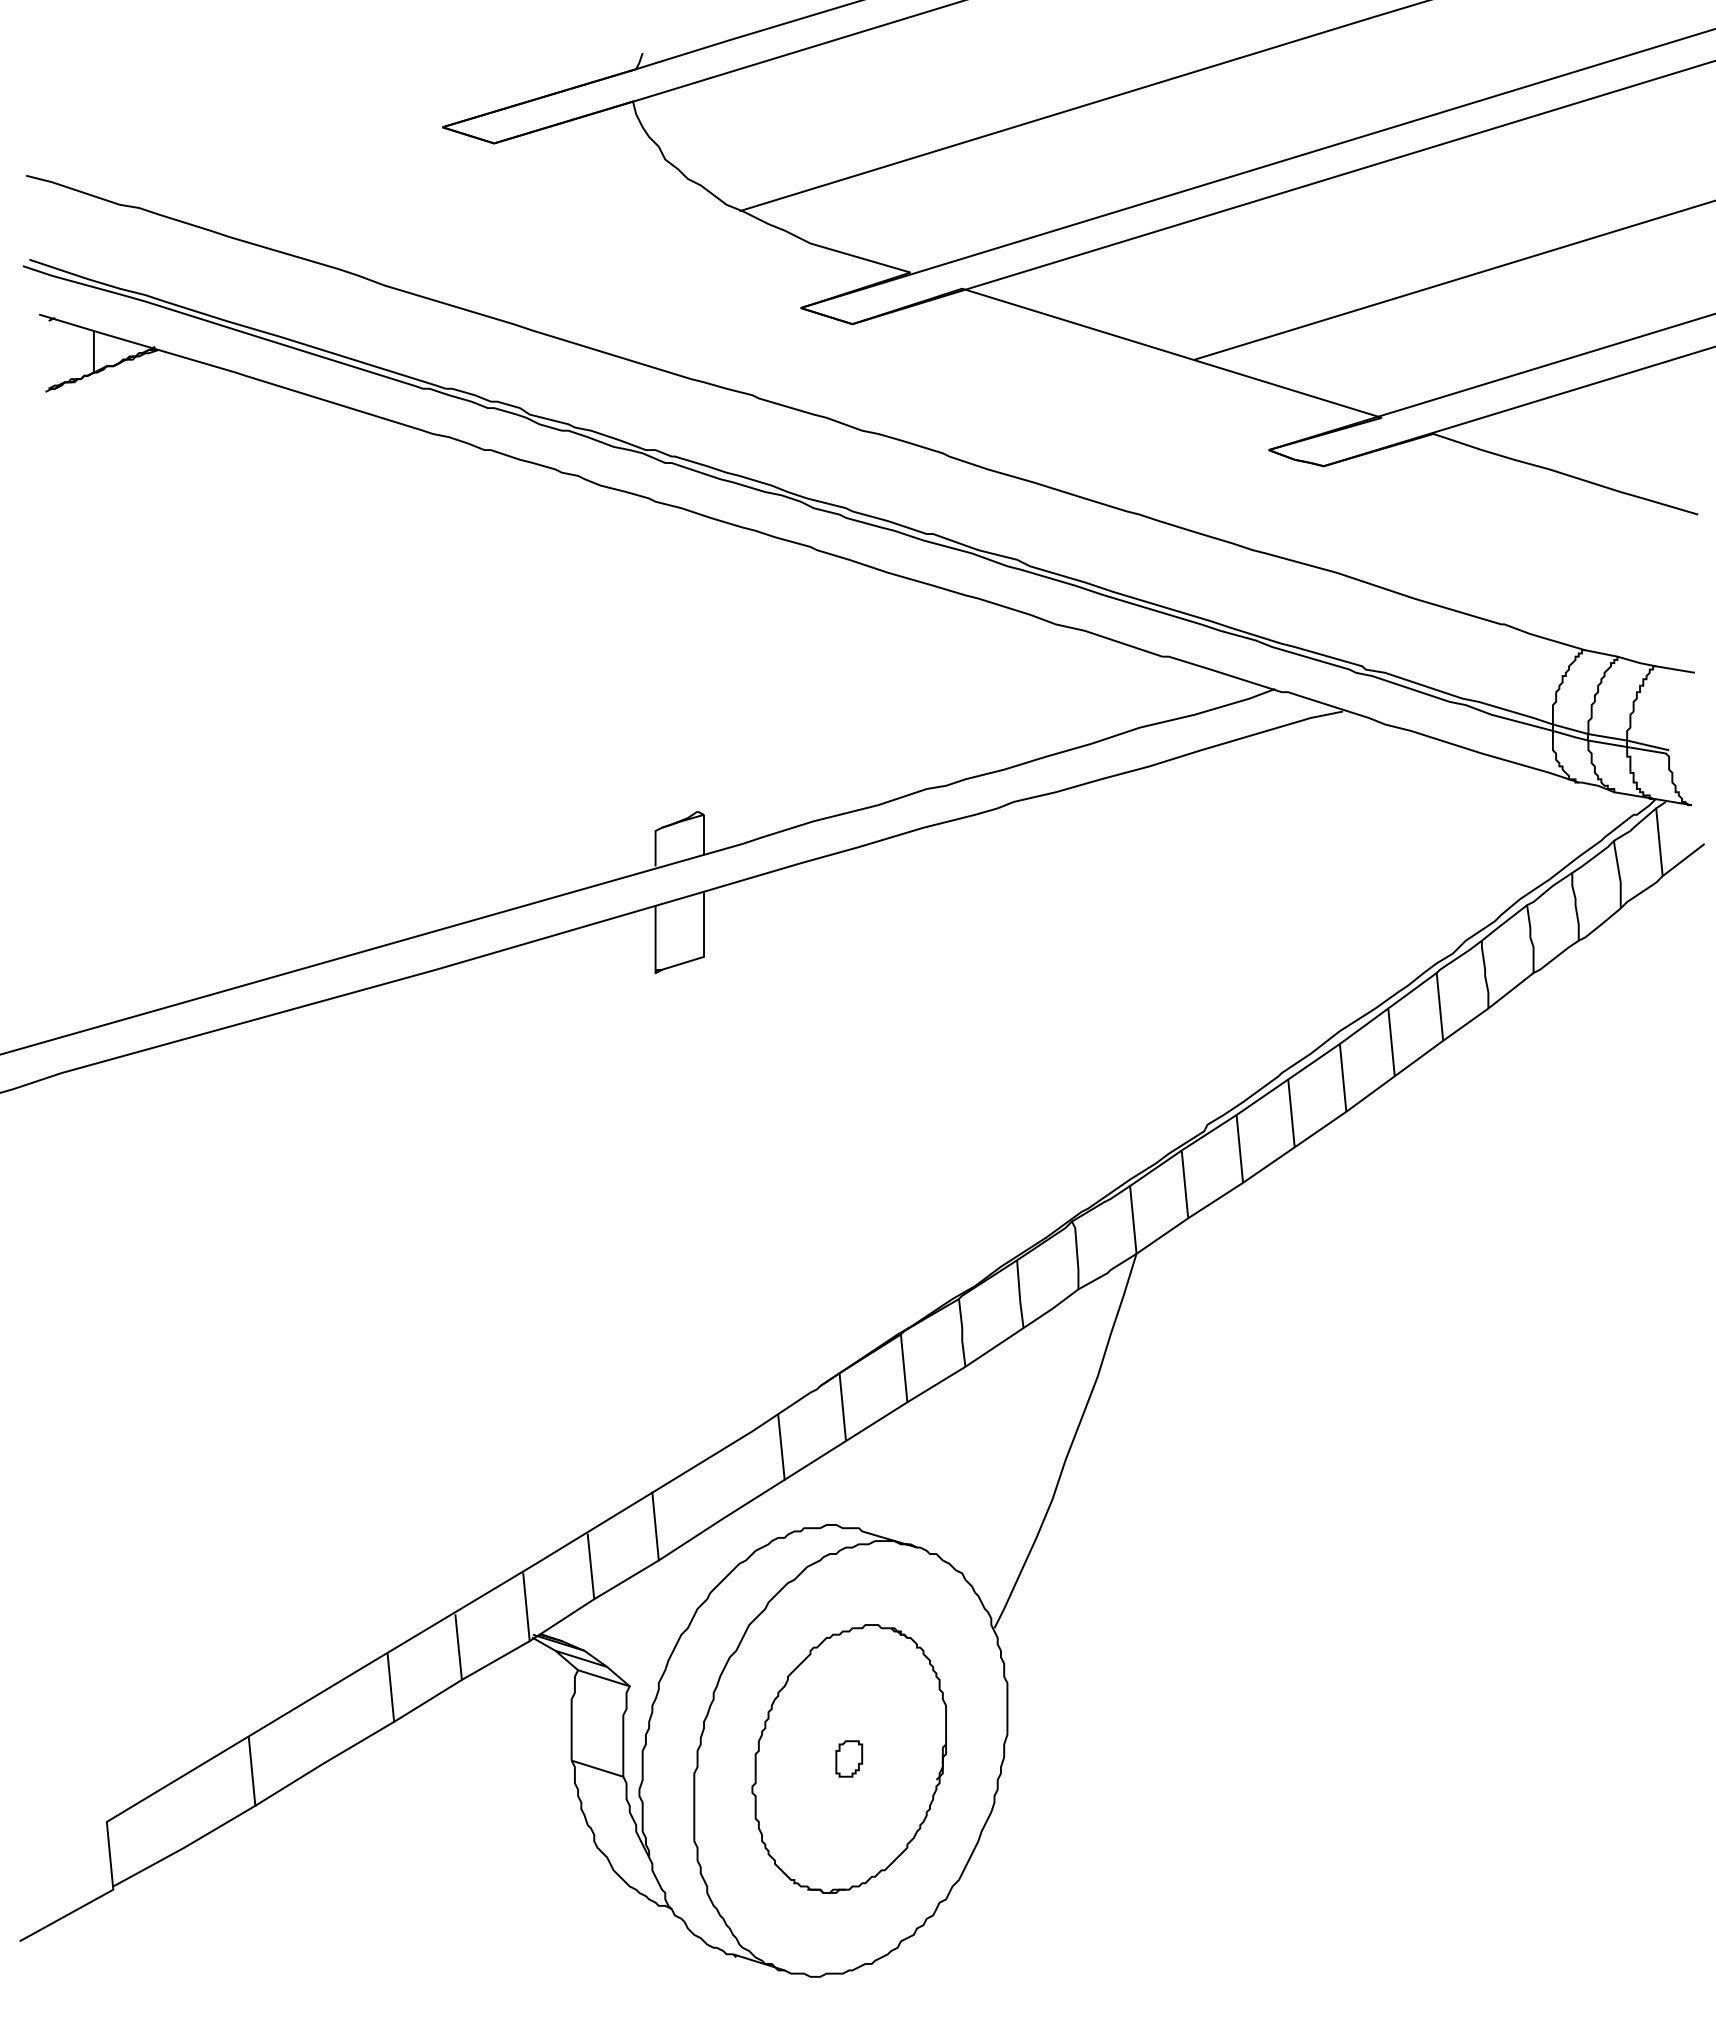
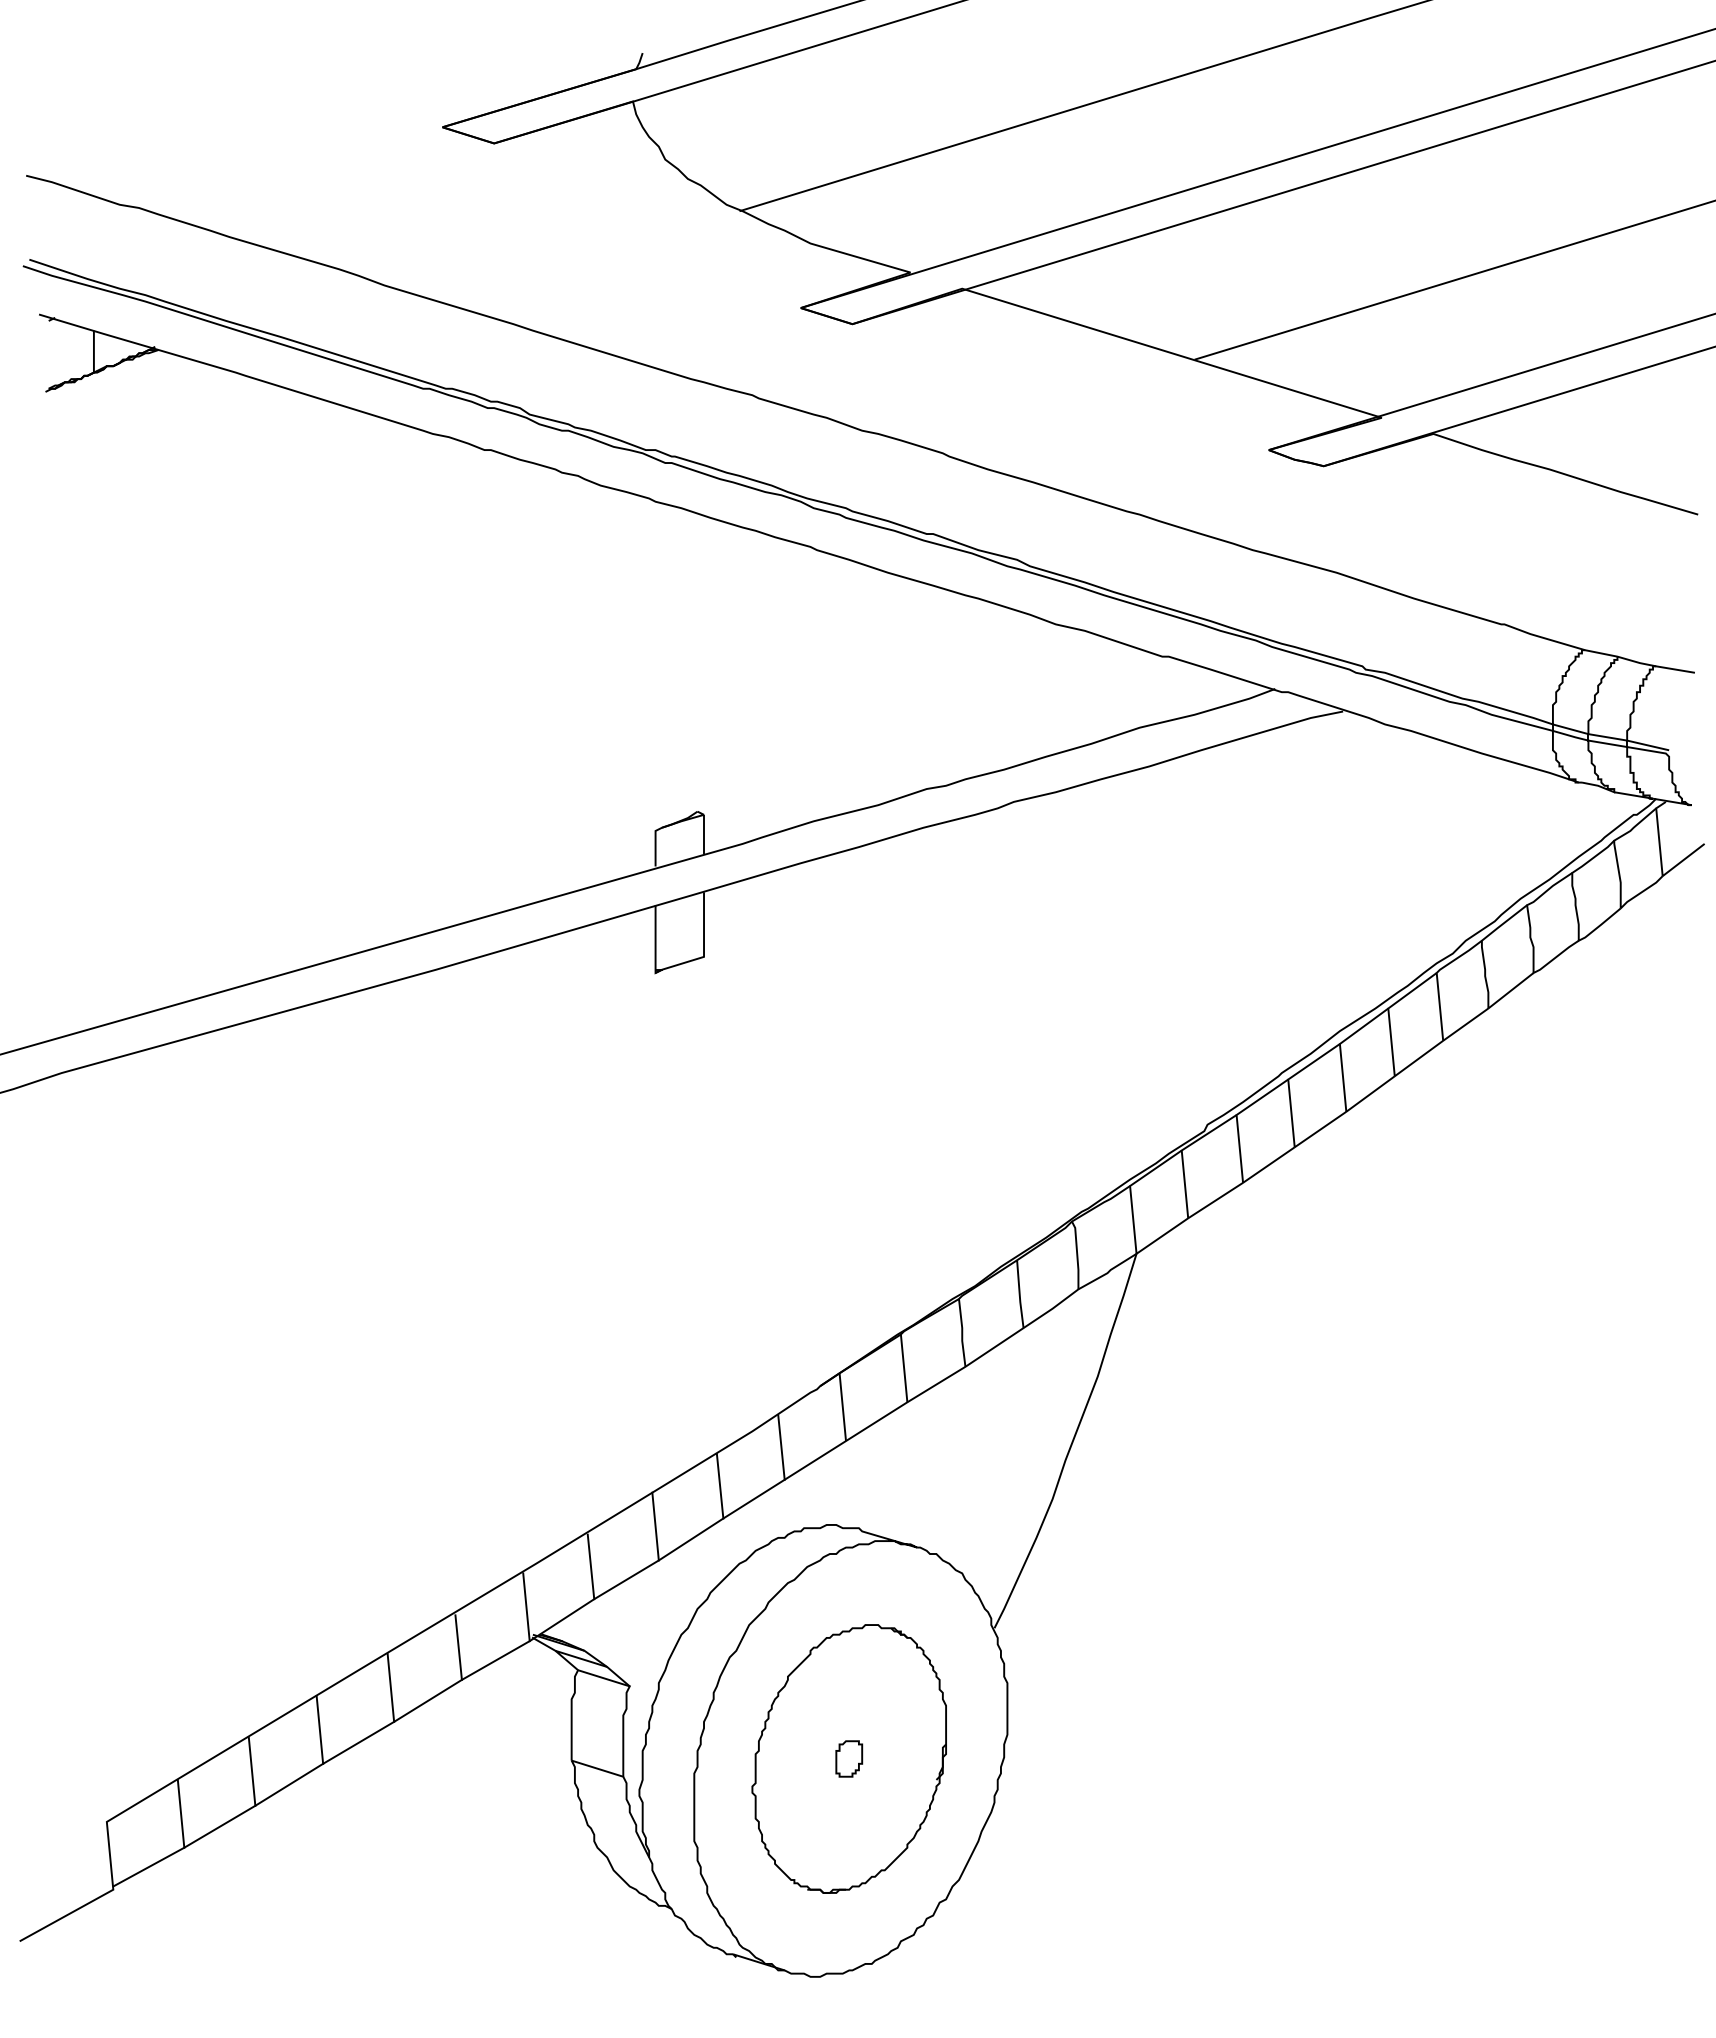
line: none -> present (719, 1485)
line: none -> present (319, 1729)
line: none -> present (180, 1813)
